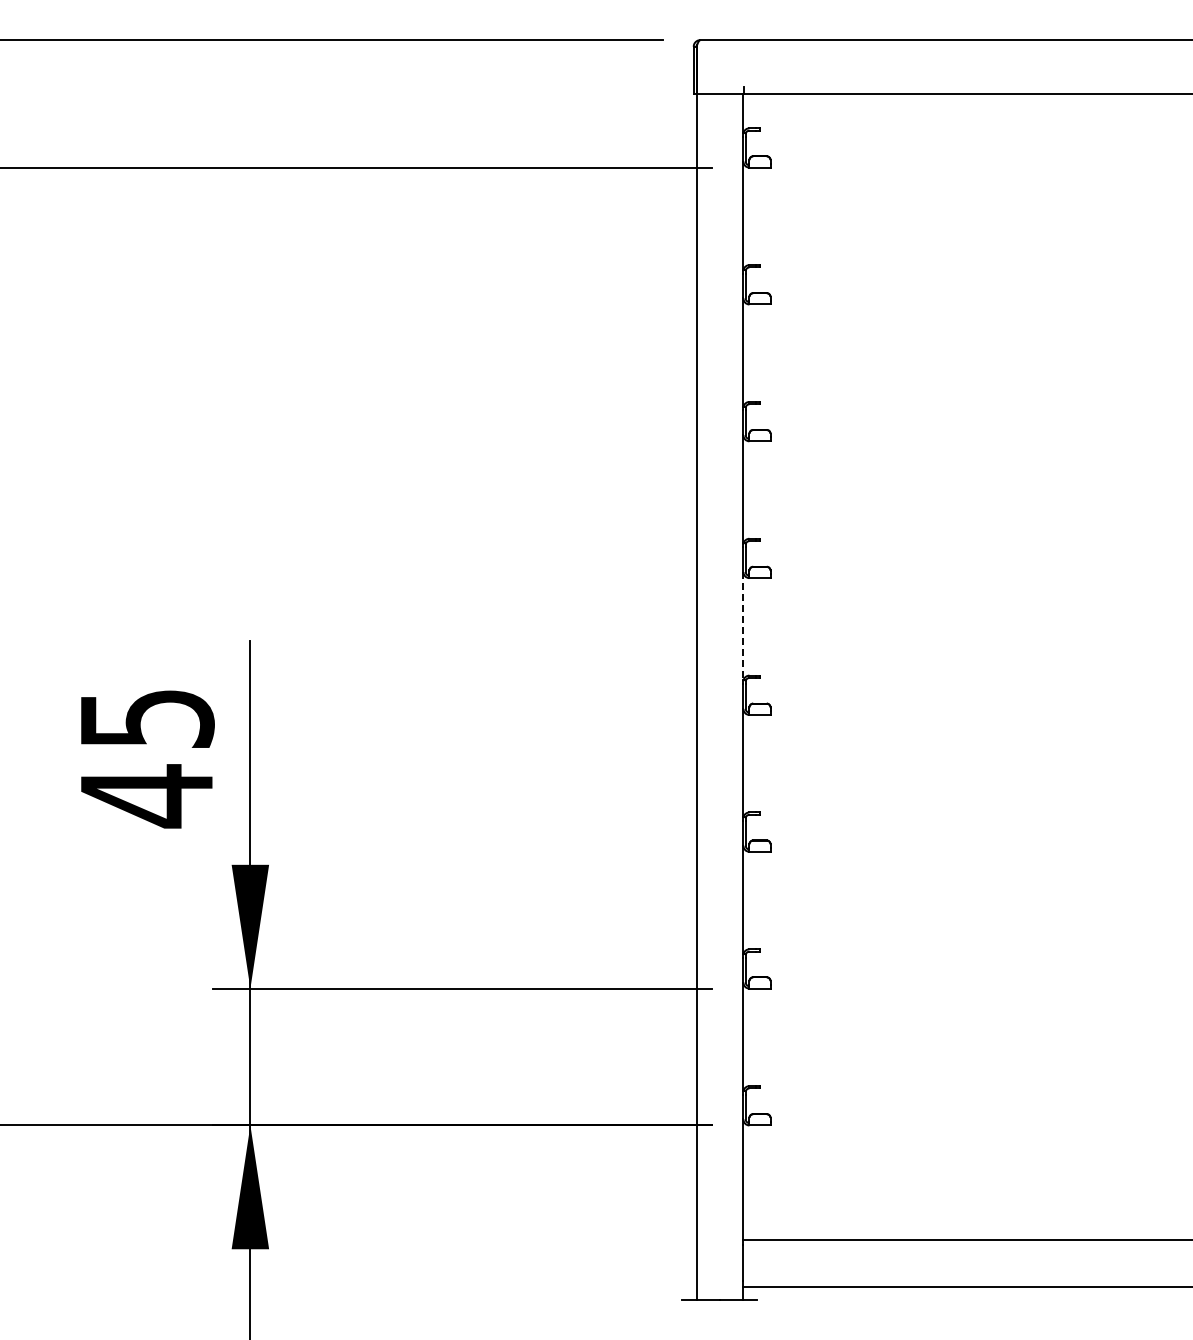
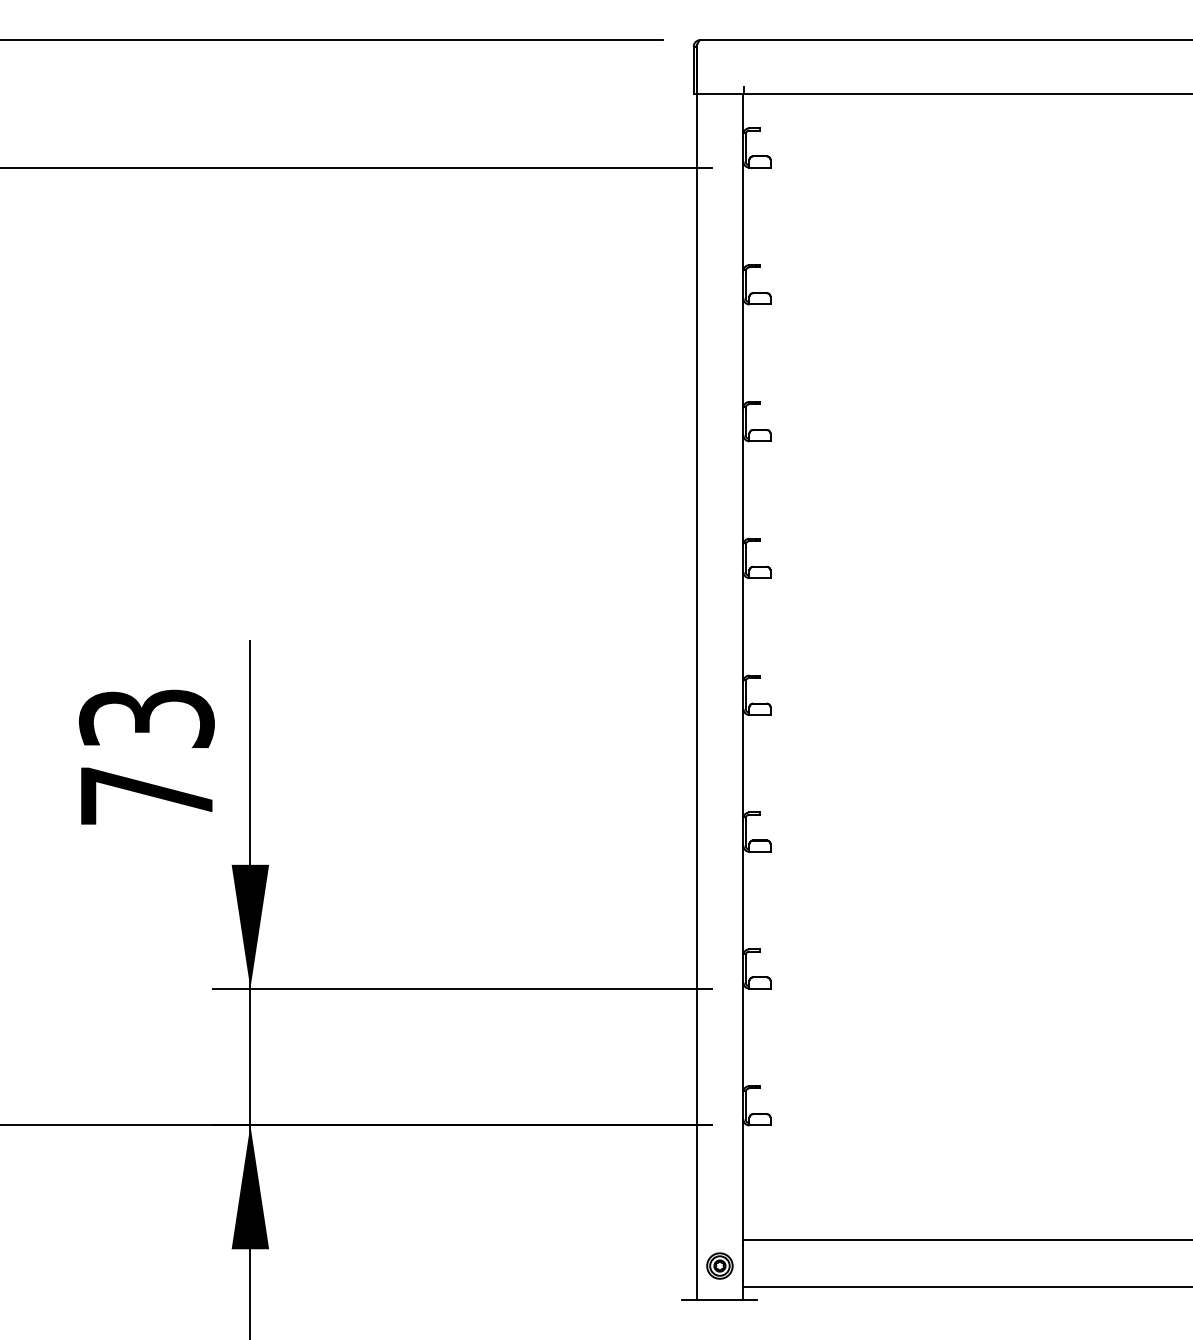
line: dashed -> solid (743, 626)
text: 45 -> 73 (146, 758)
part: none -> present (719, 1265)
